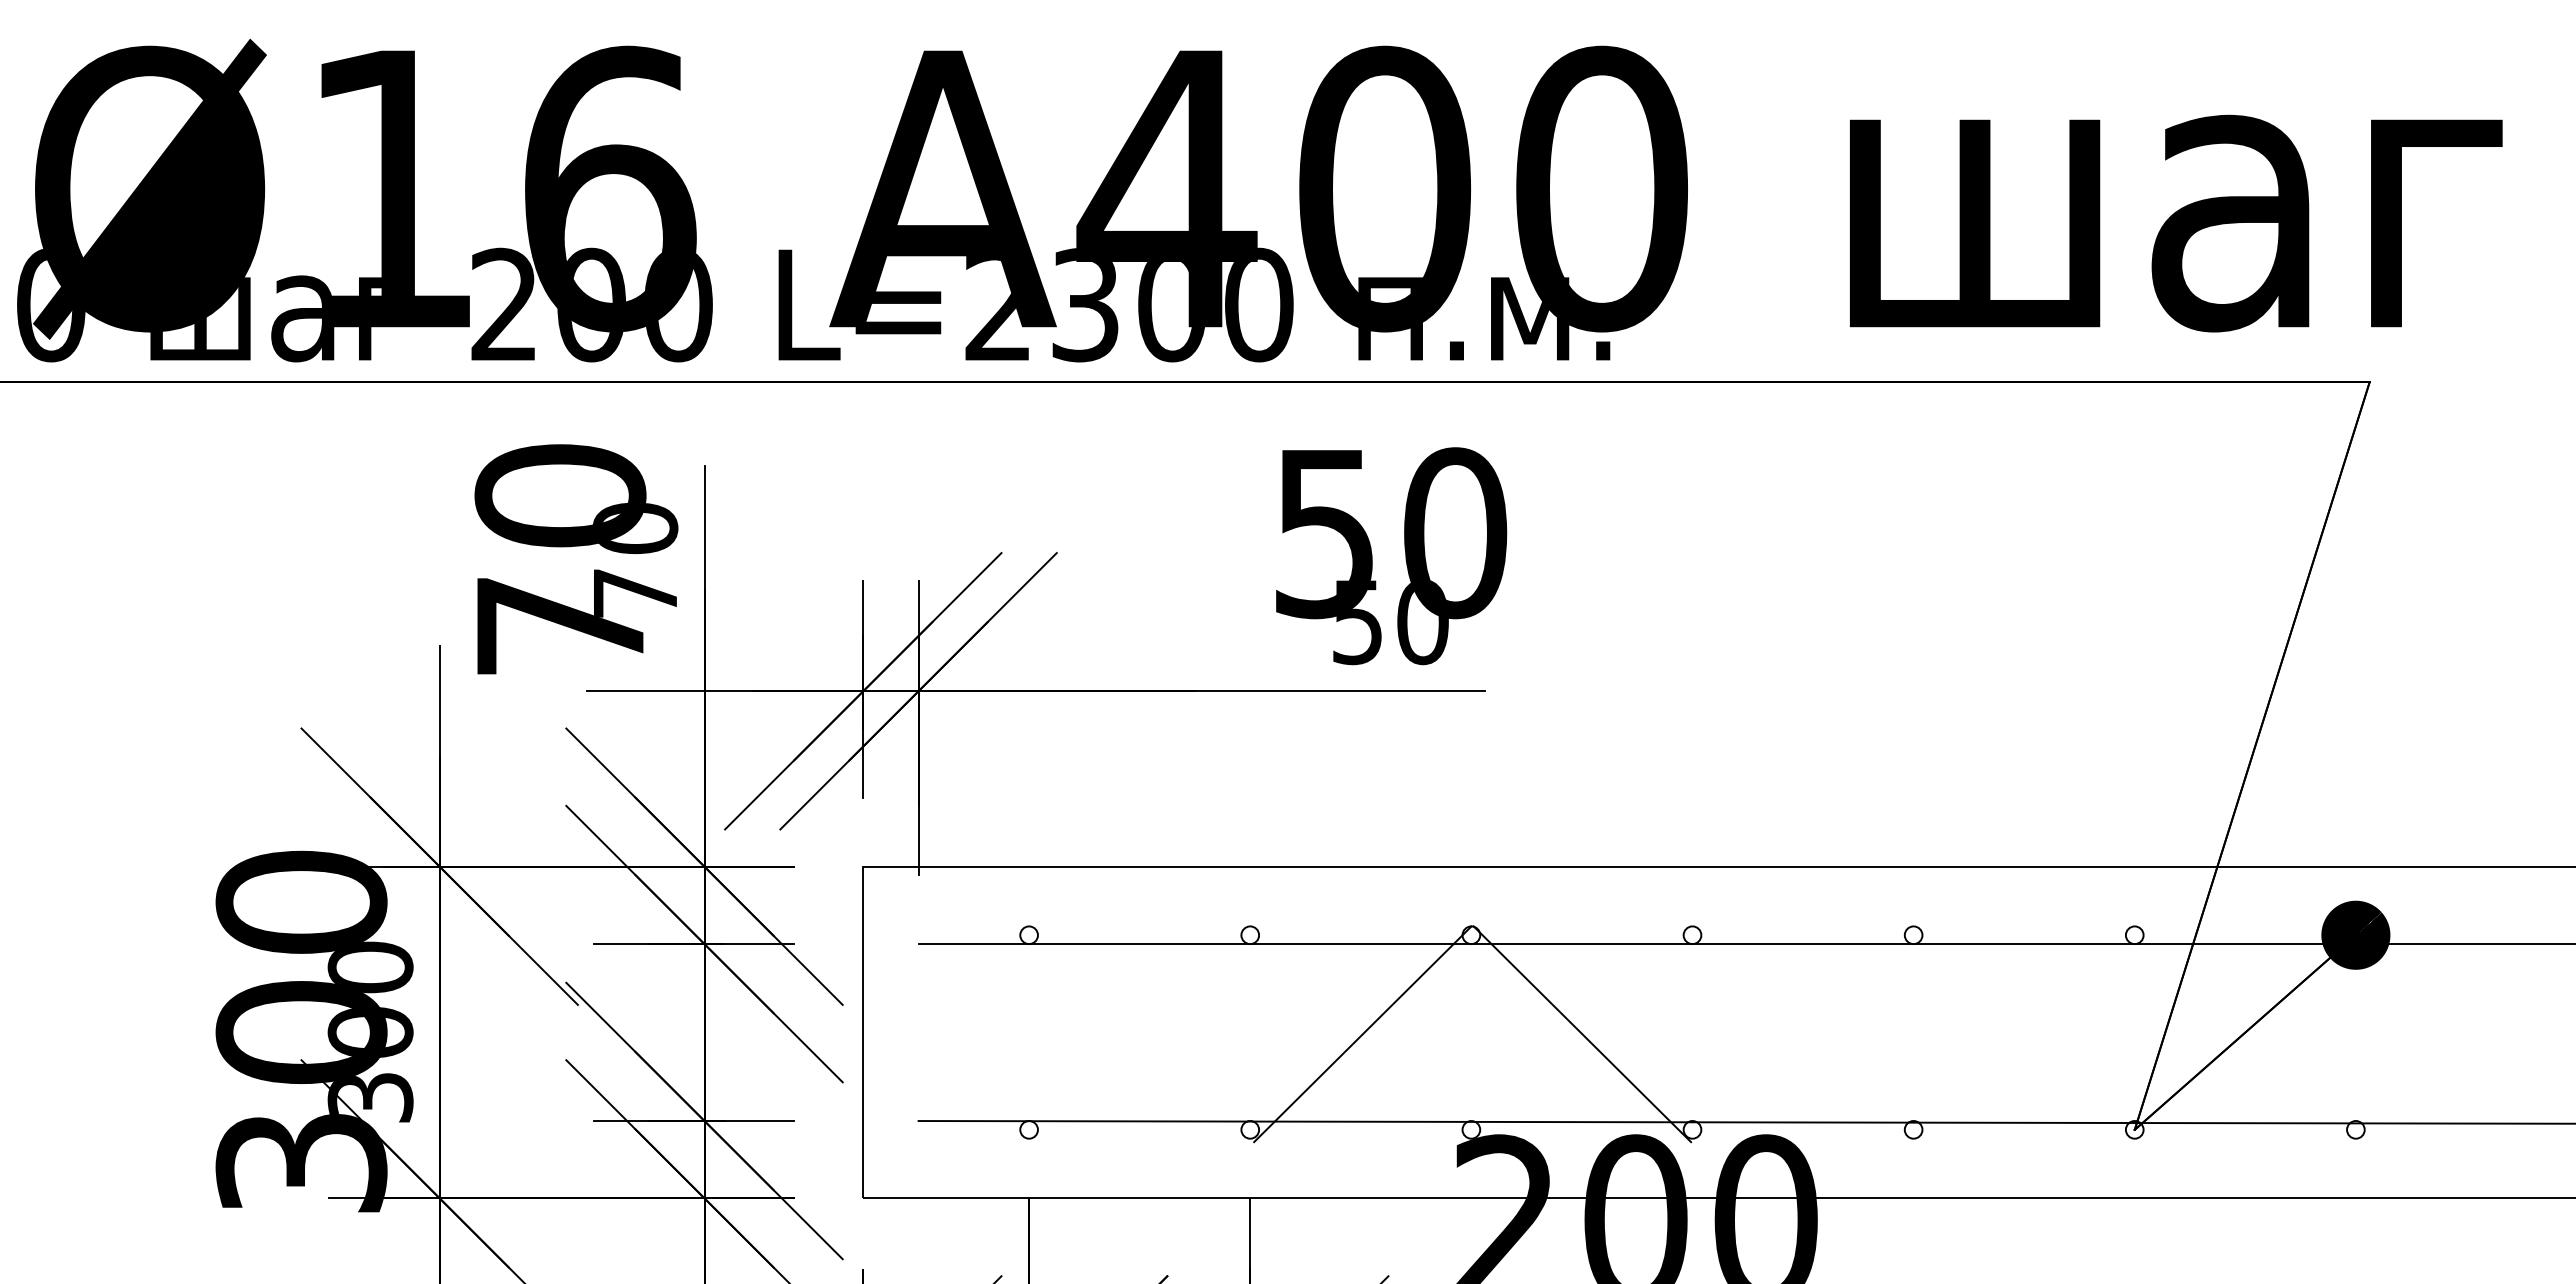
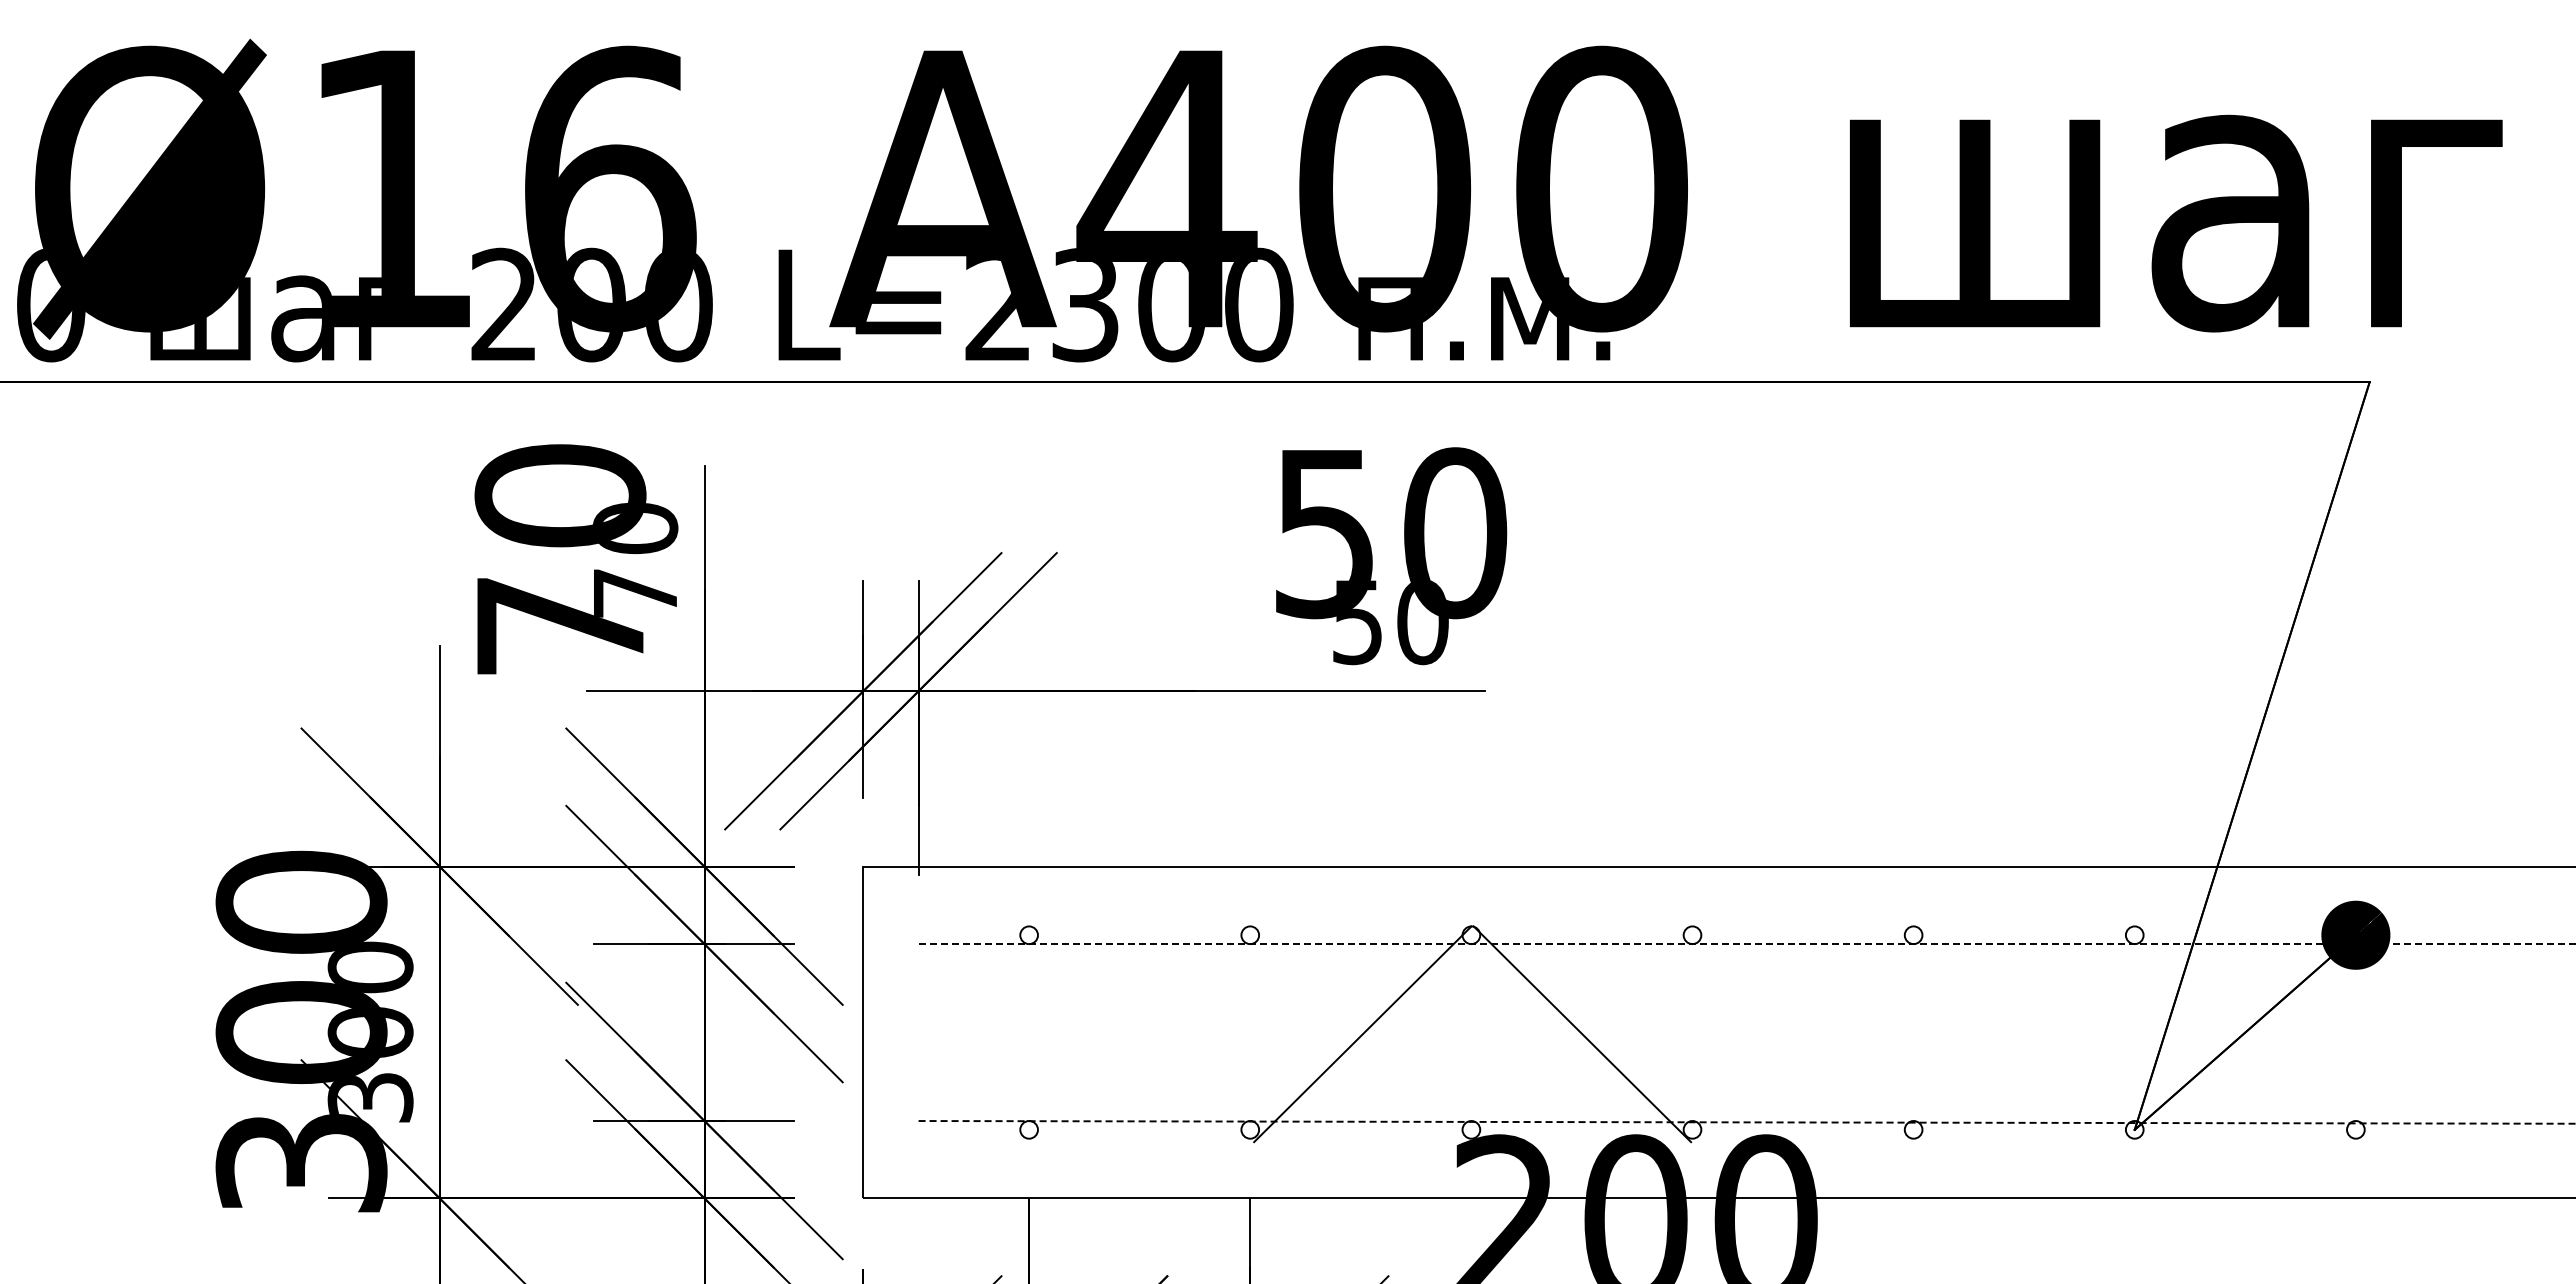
line: solid -> dashed (1747, 944)
line: solid -> dashed (1747, 1122)
